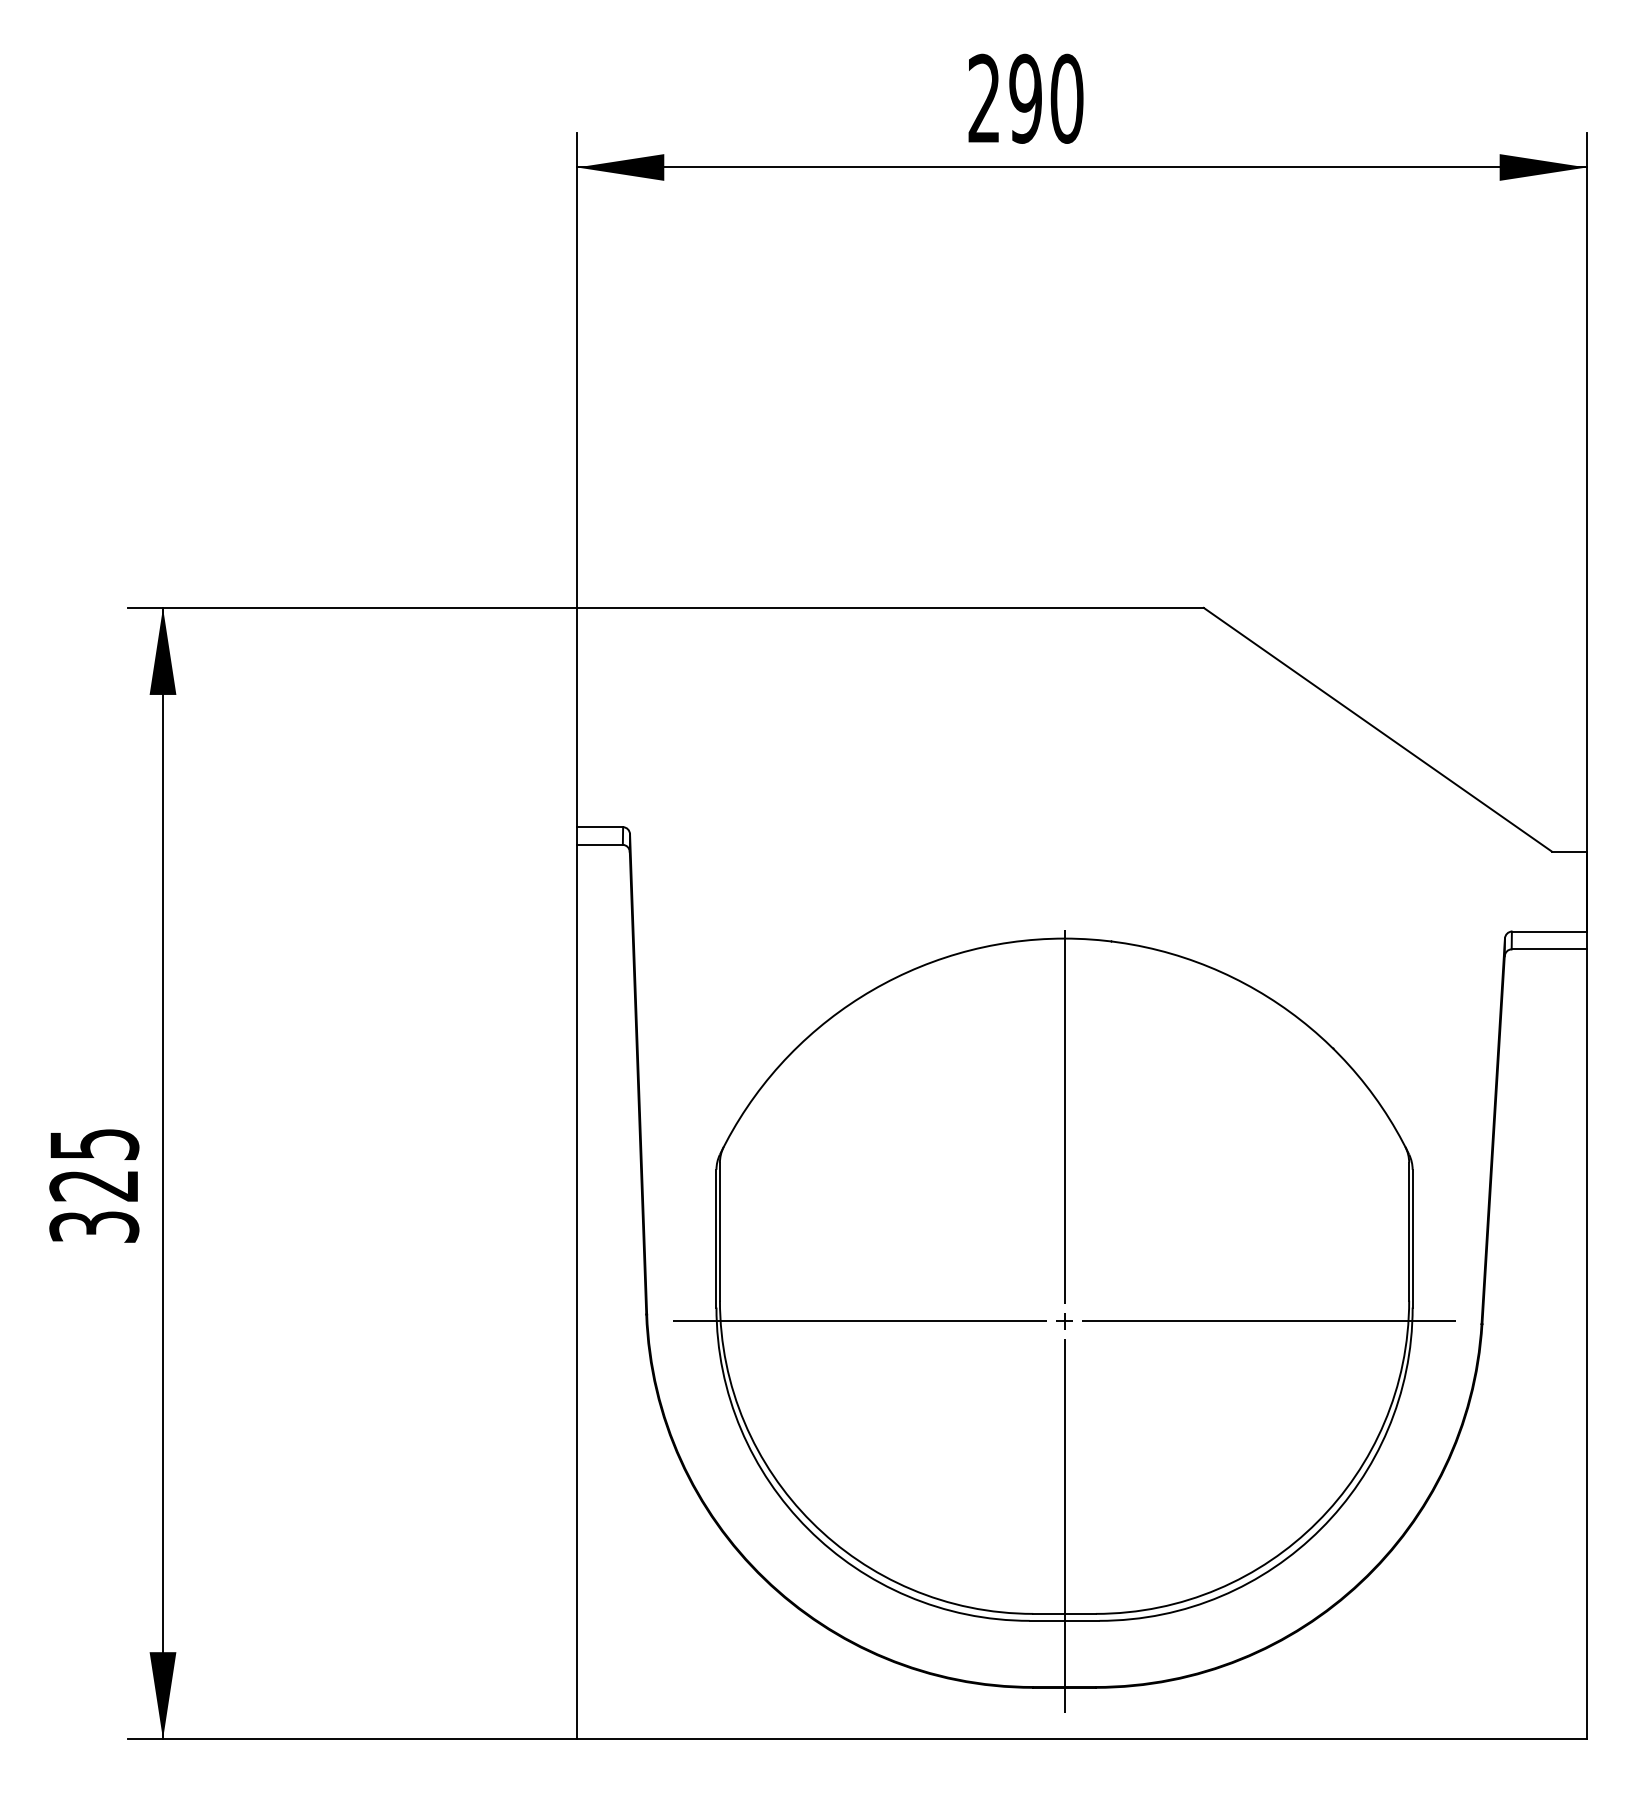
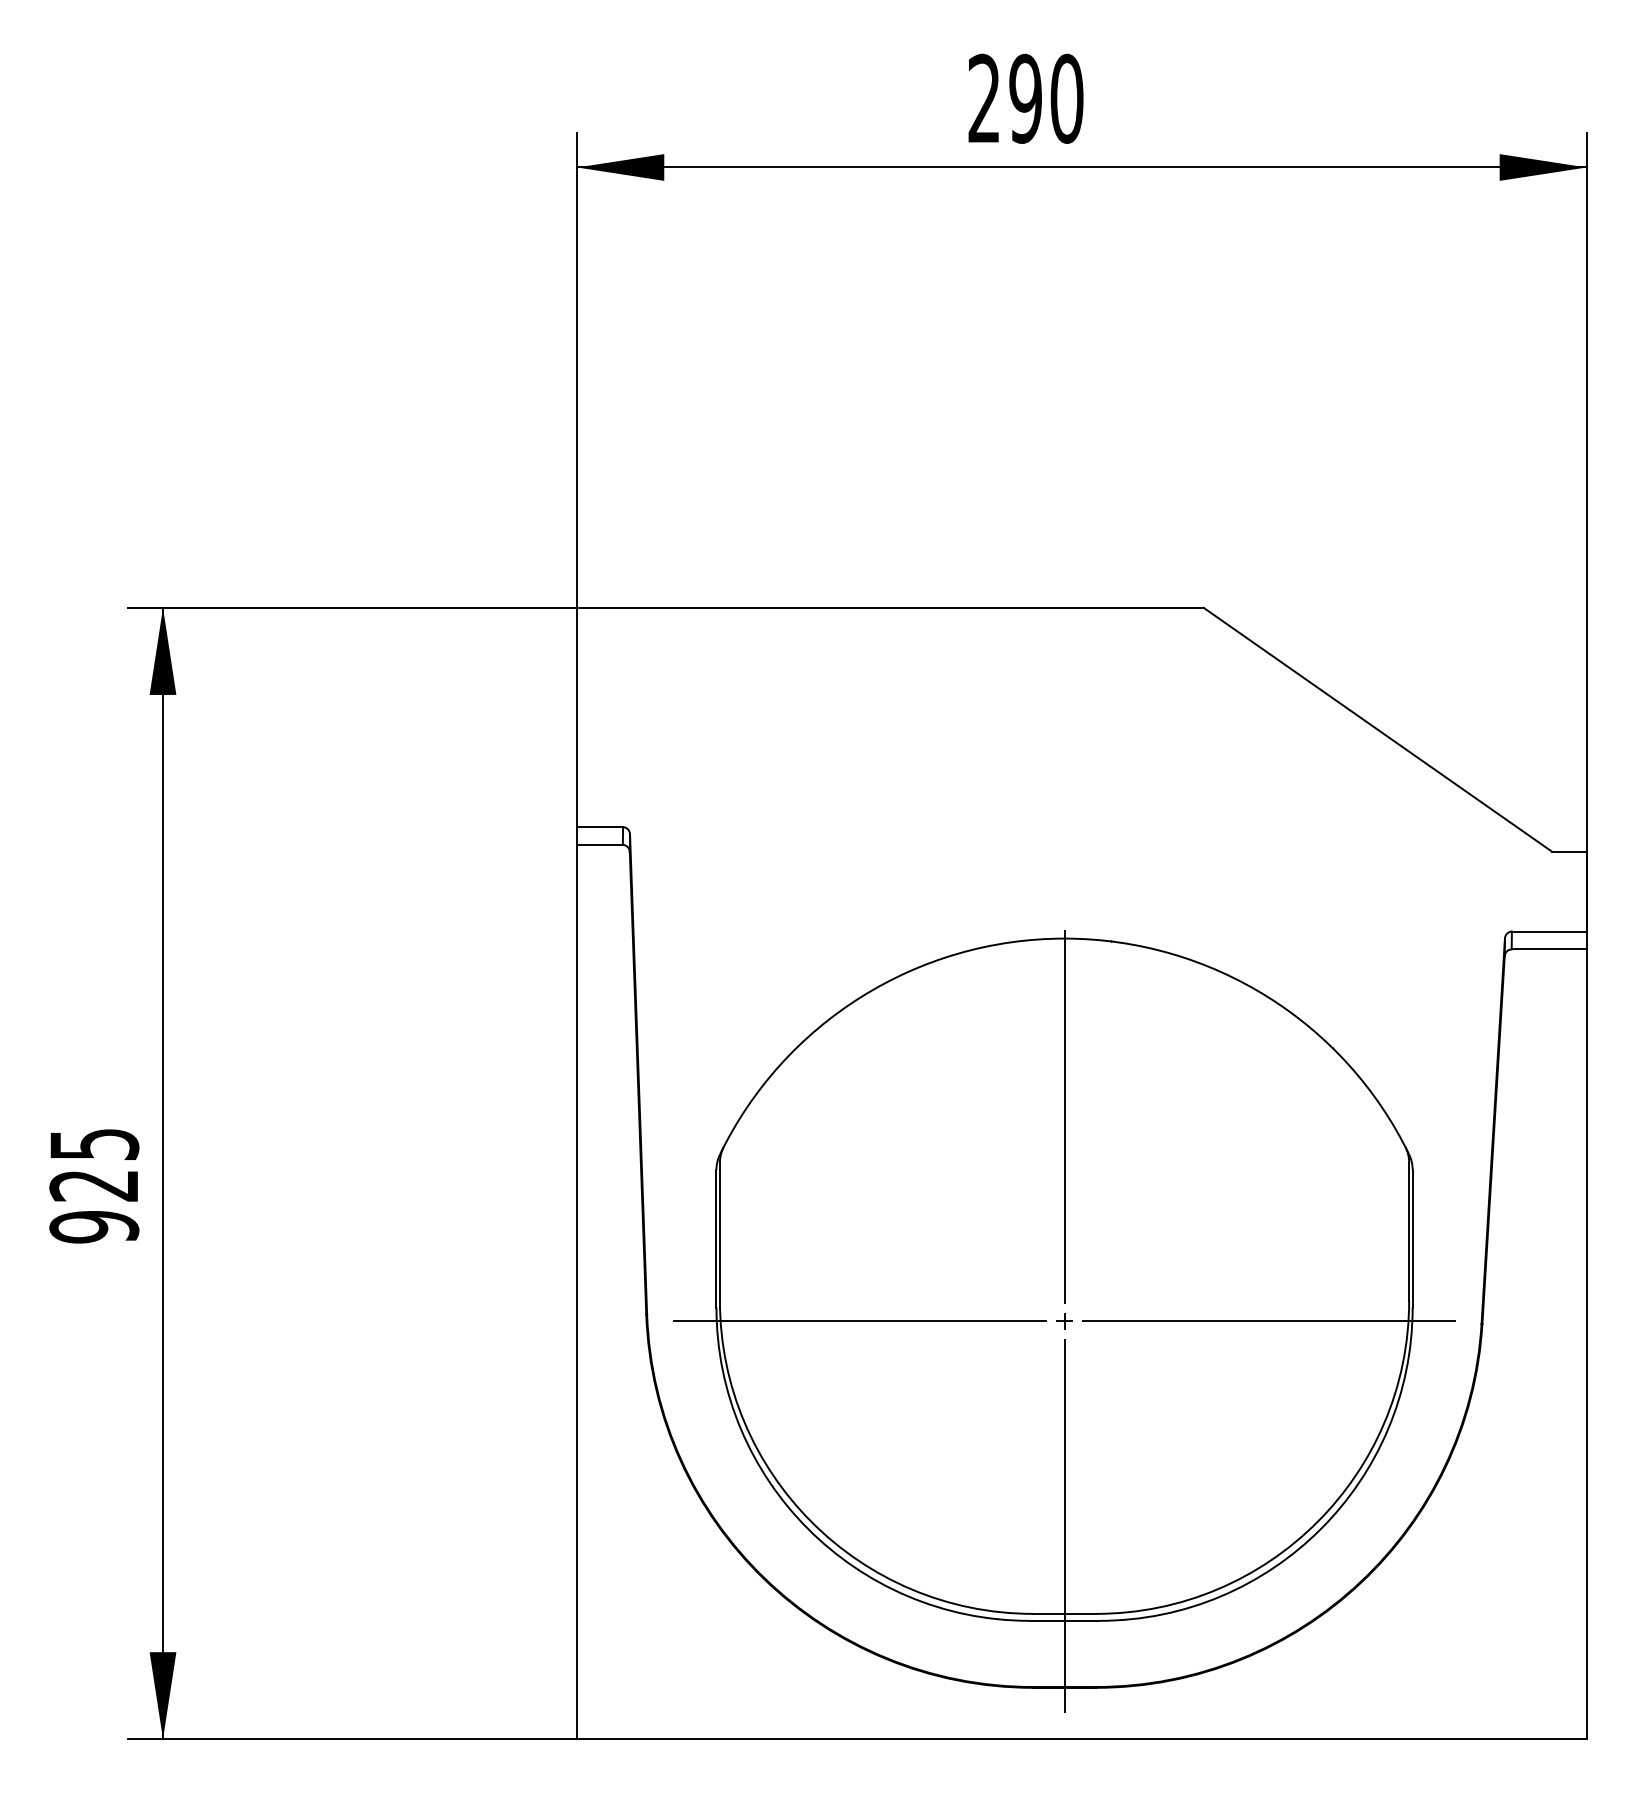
text: 325 -> 925 (94, 1227)
